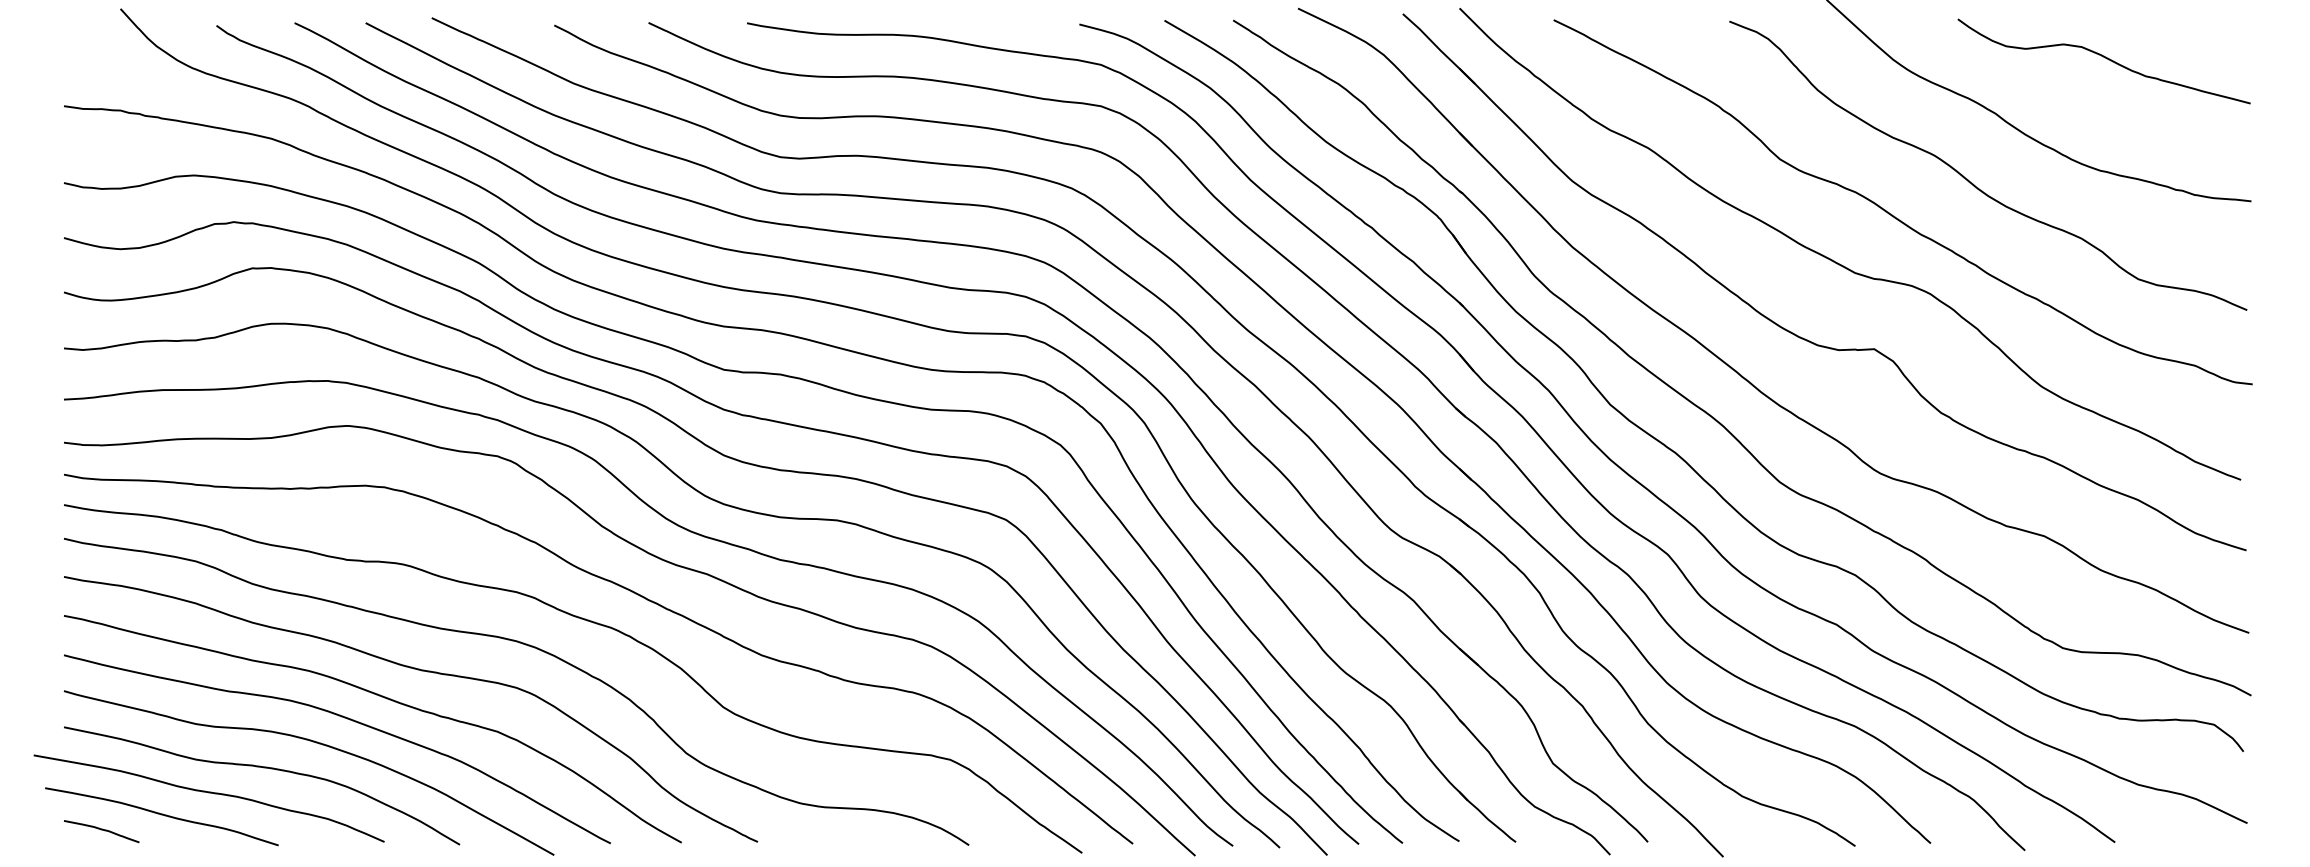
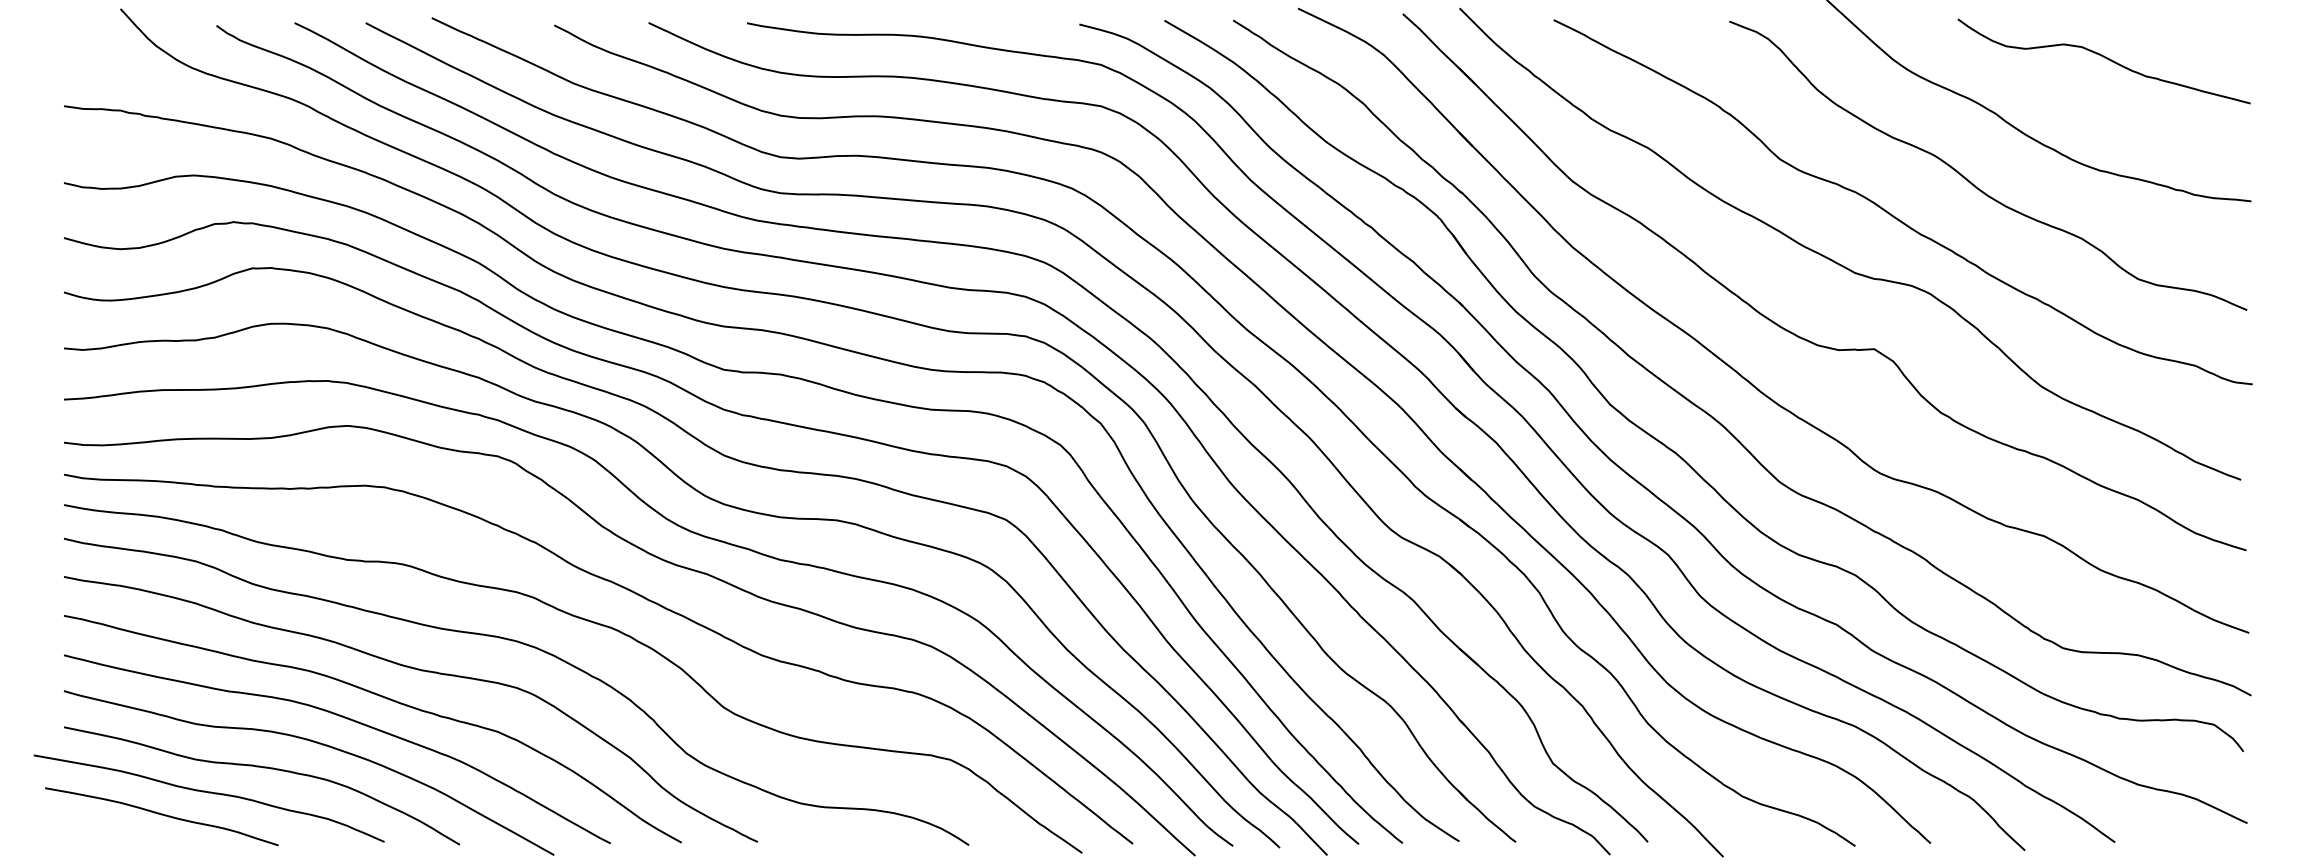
curve: present -> none (101, 830)
